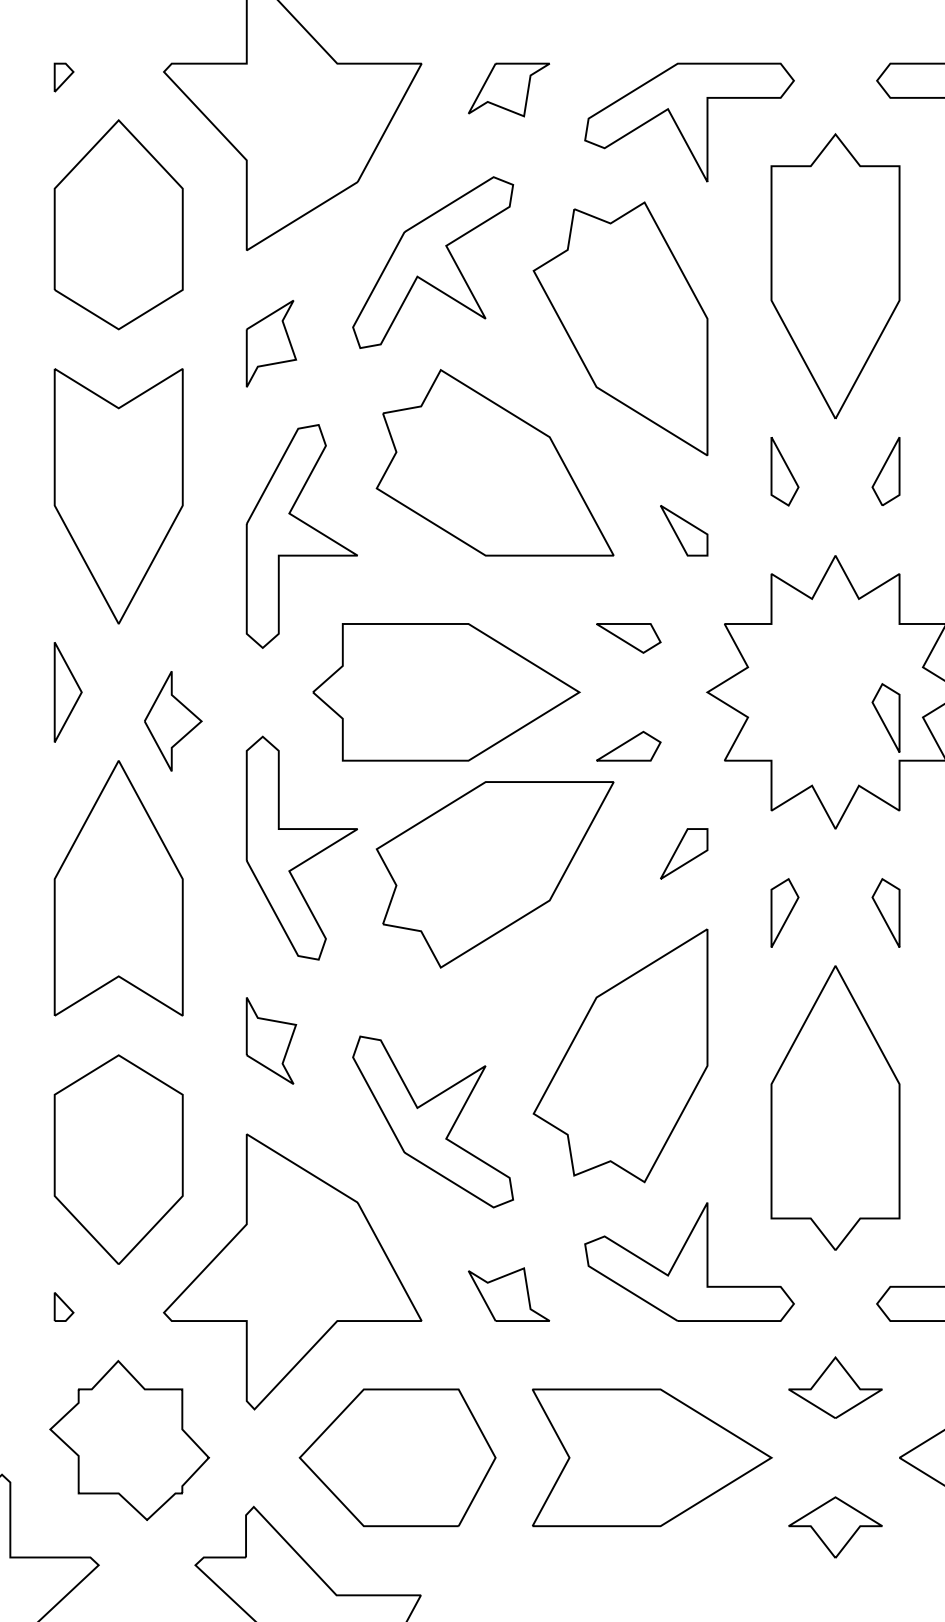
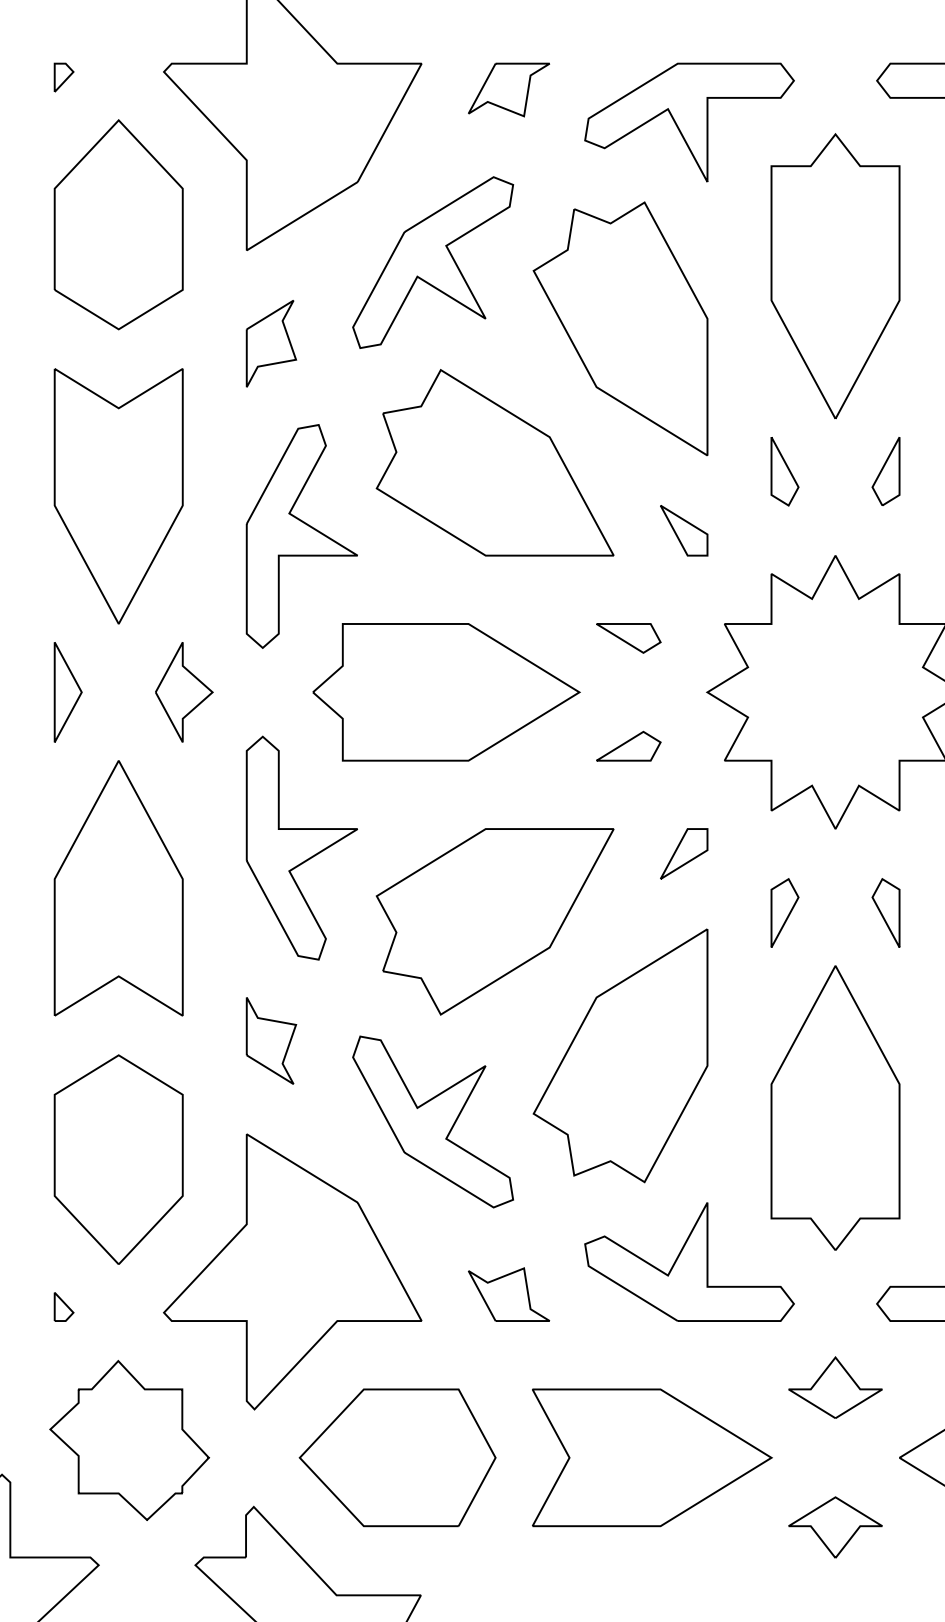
part: present -> none (885, 717)
part position: (173, 721) -> (184, 692) (184, 692)
part position: (494, 874) -> (494, 921) (494, 921)
